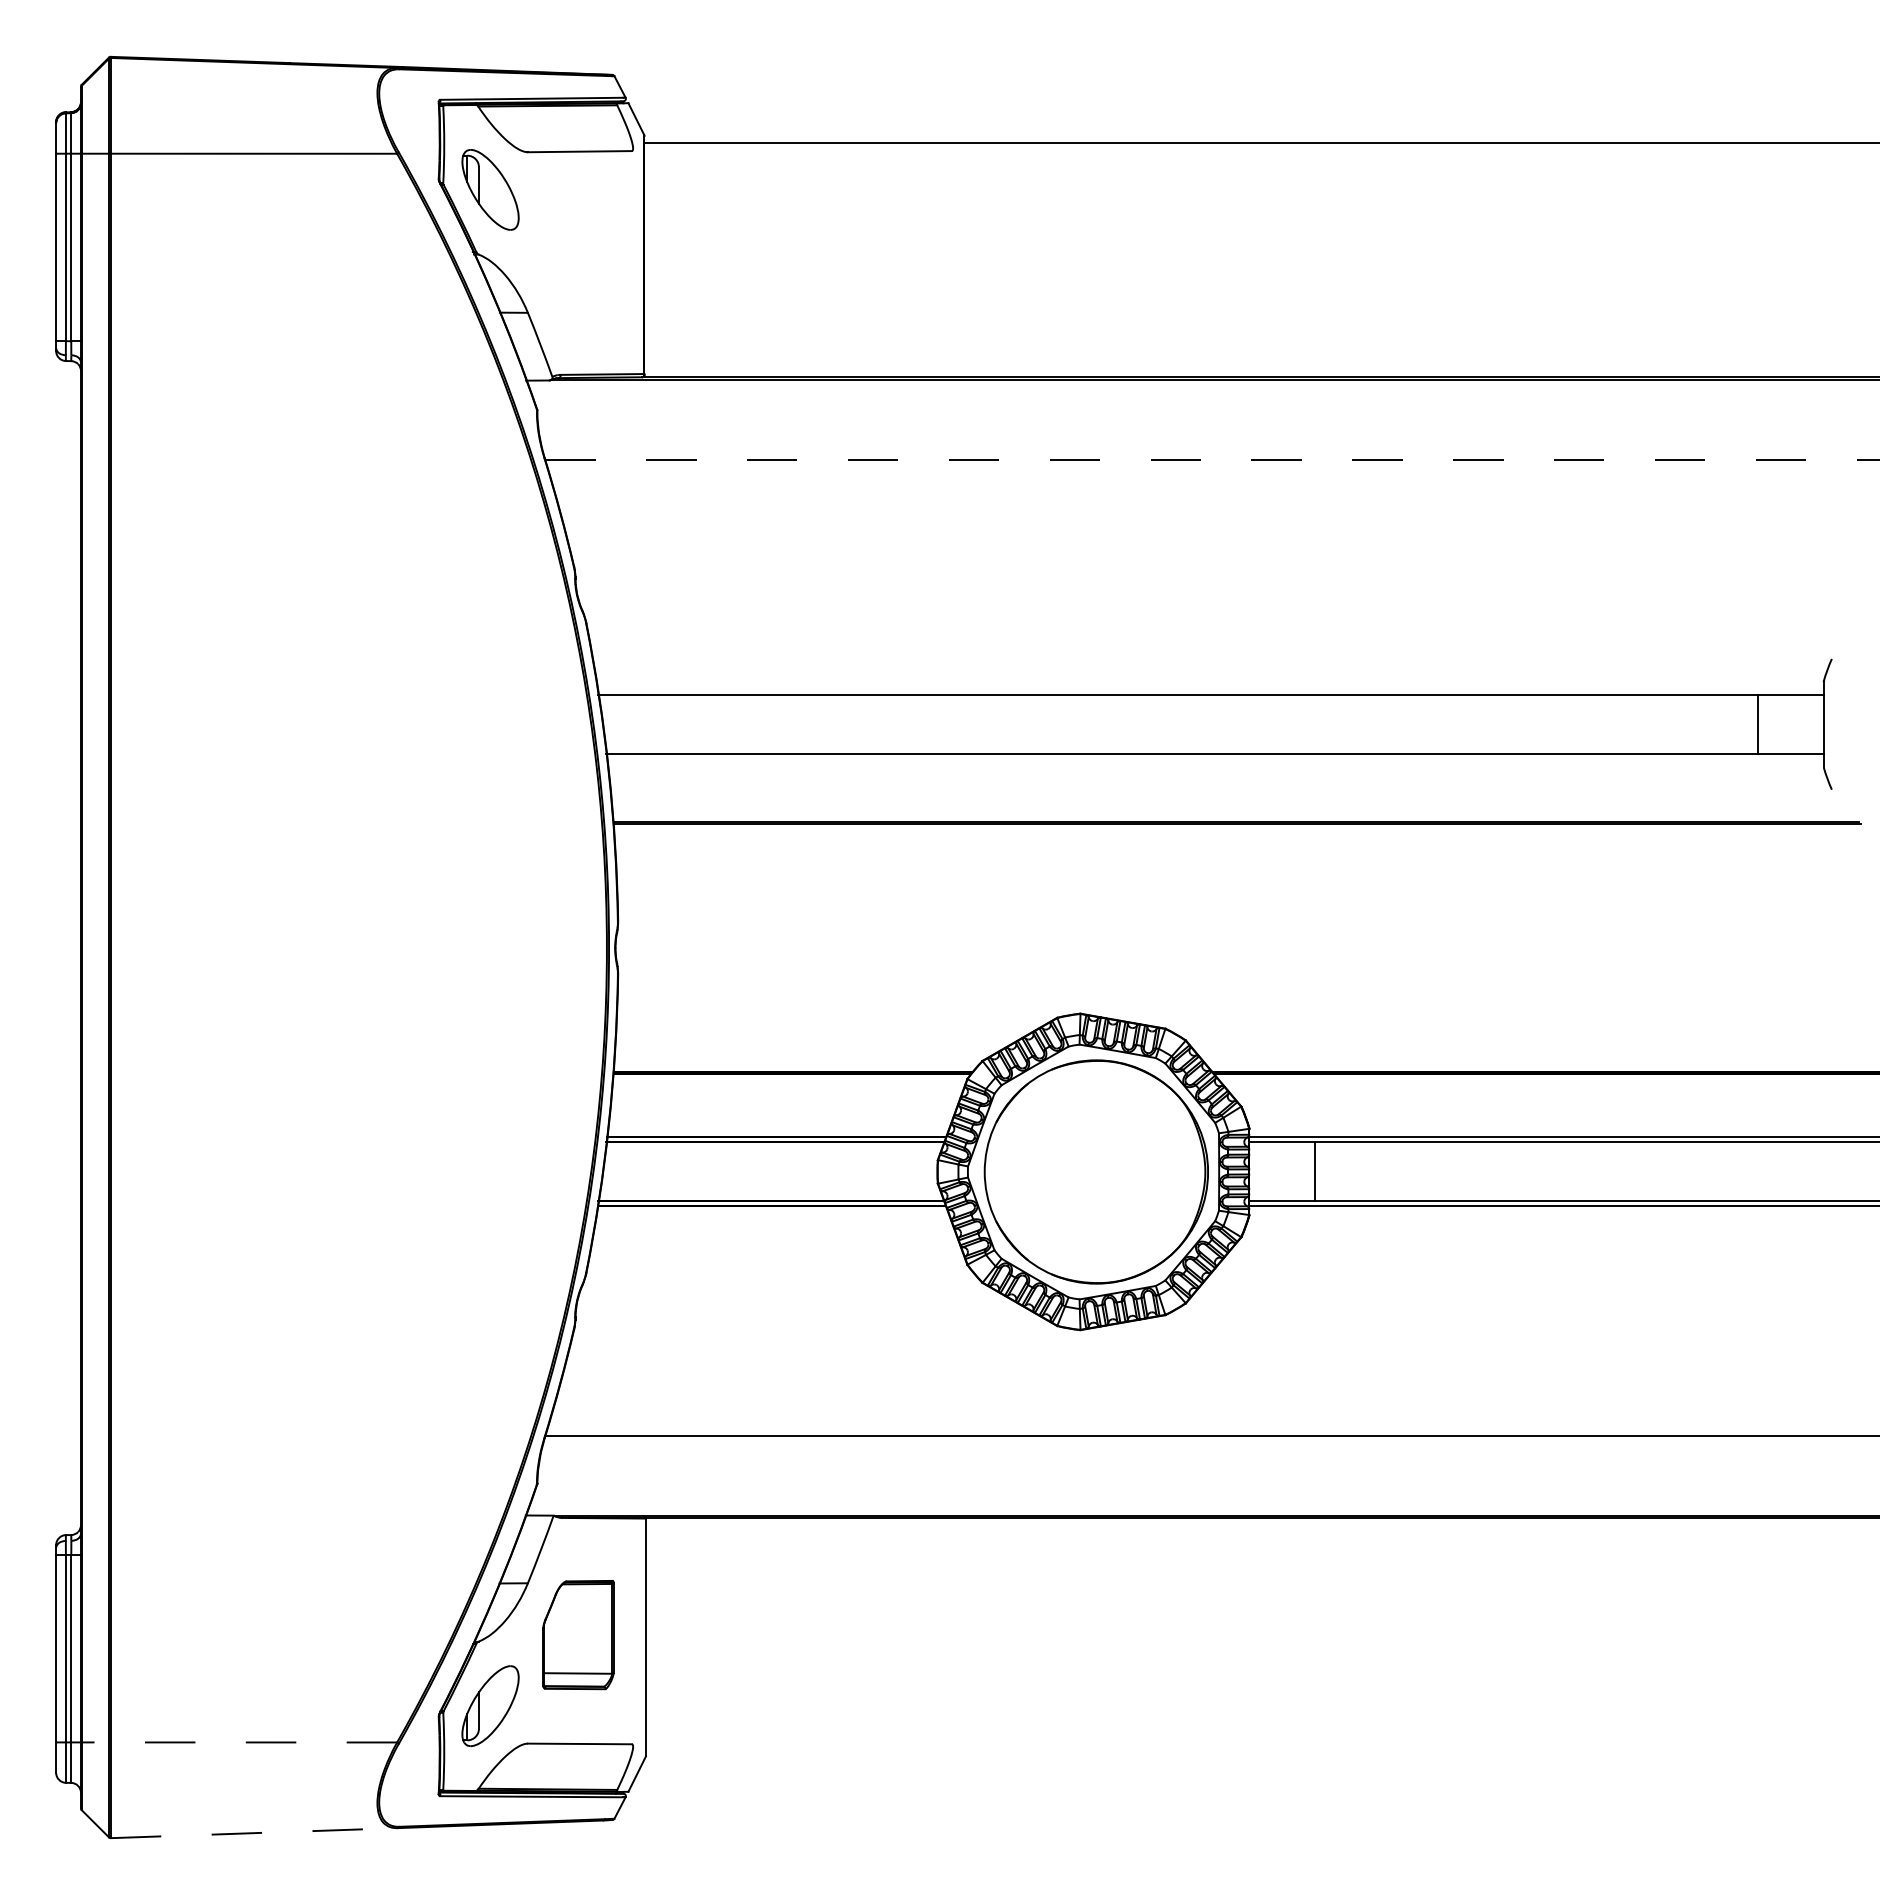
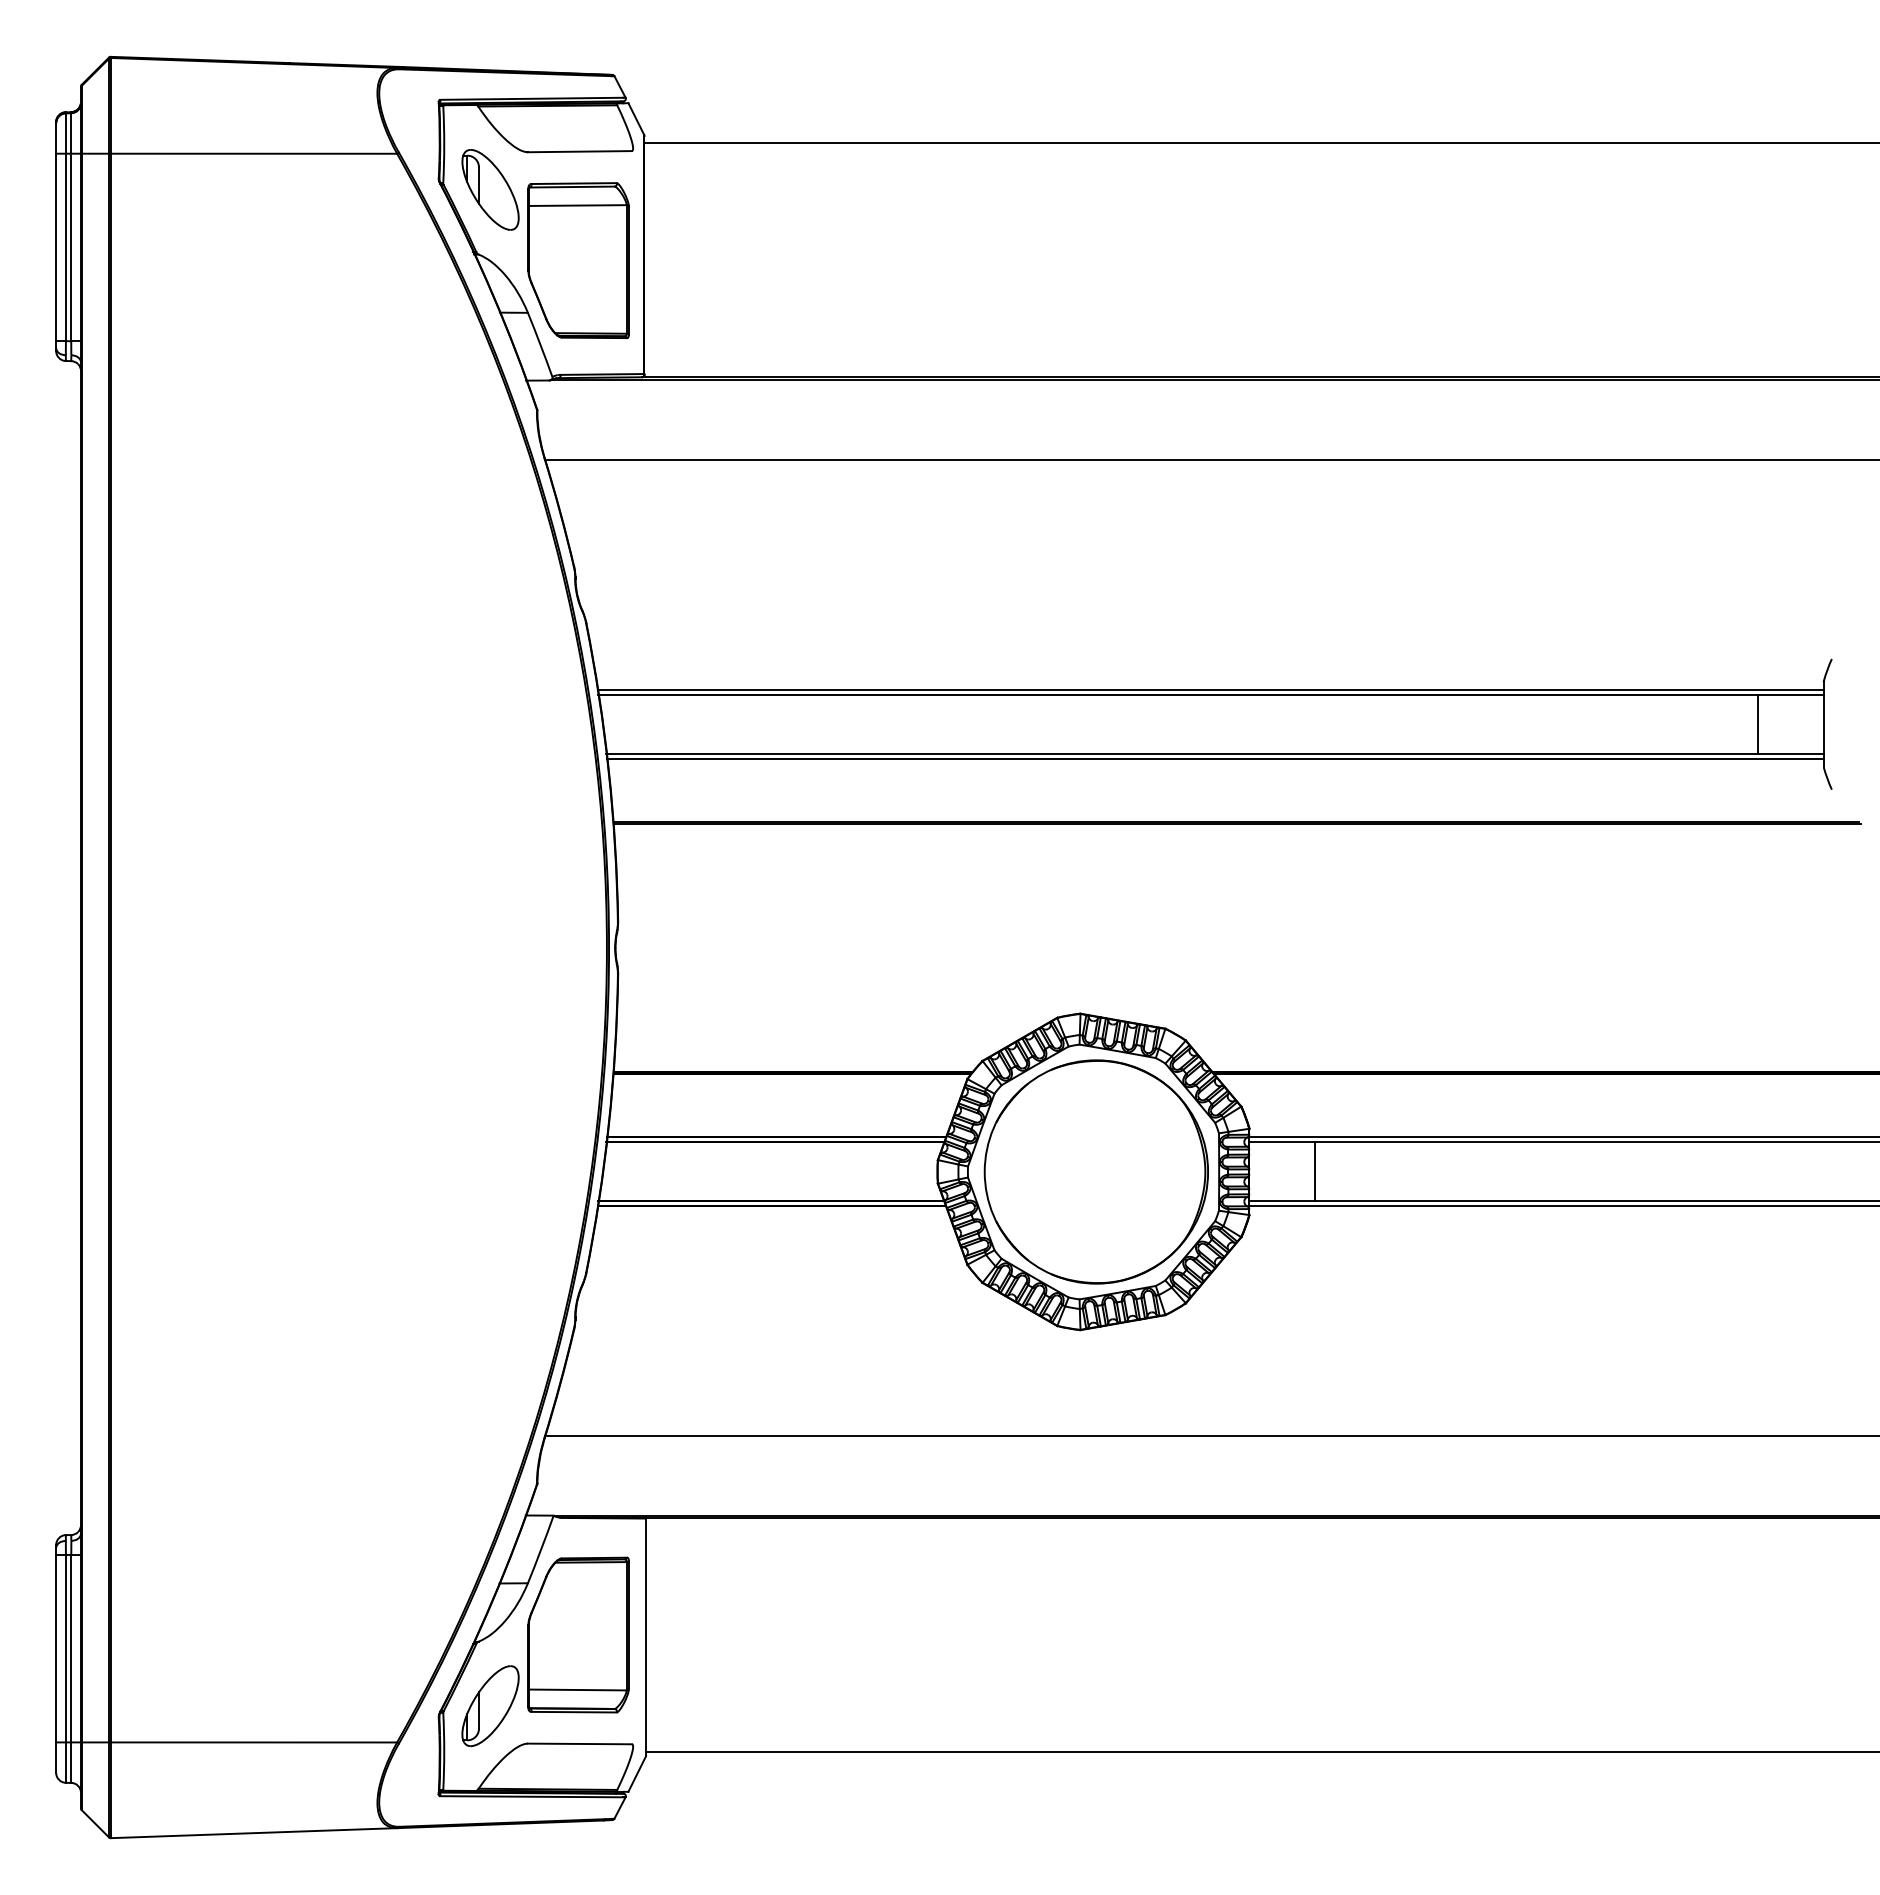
part: none -> present (578, 260)
line: dashed -> solid (1213, 459)
line: none -> present (1210, 689)
line: none -> present (1214, 759)
part size: 73x111 px -> 103x158 px (578, 1634)
line: dashed -> solid (226, 1742)
line: none -> present (1260, 1751)
line: dashed -> solid (254, 1833)
